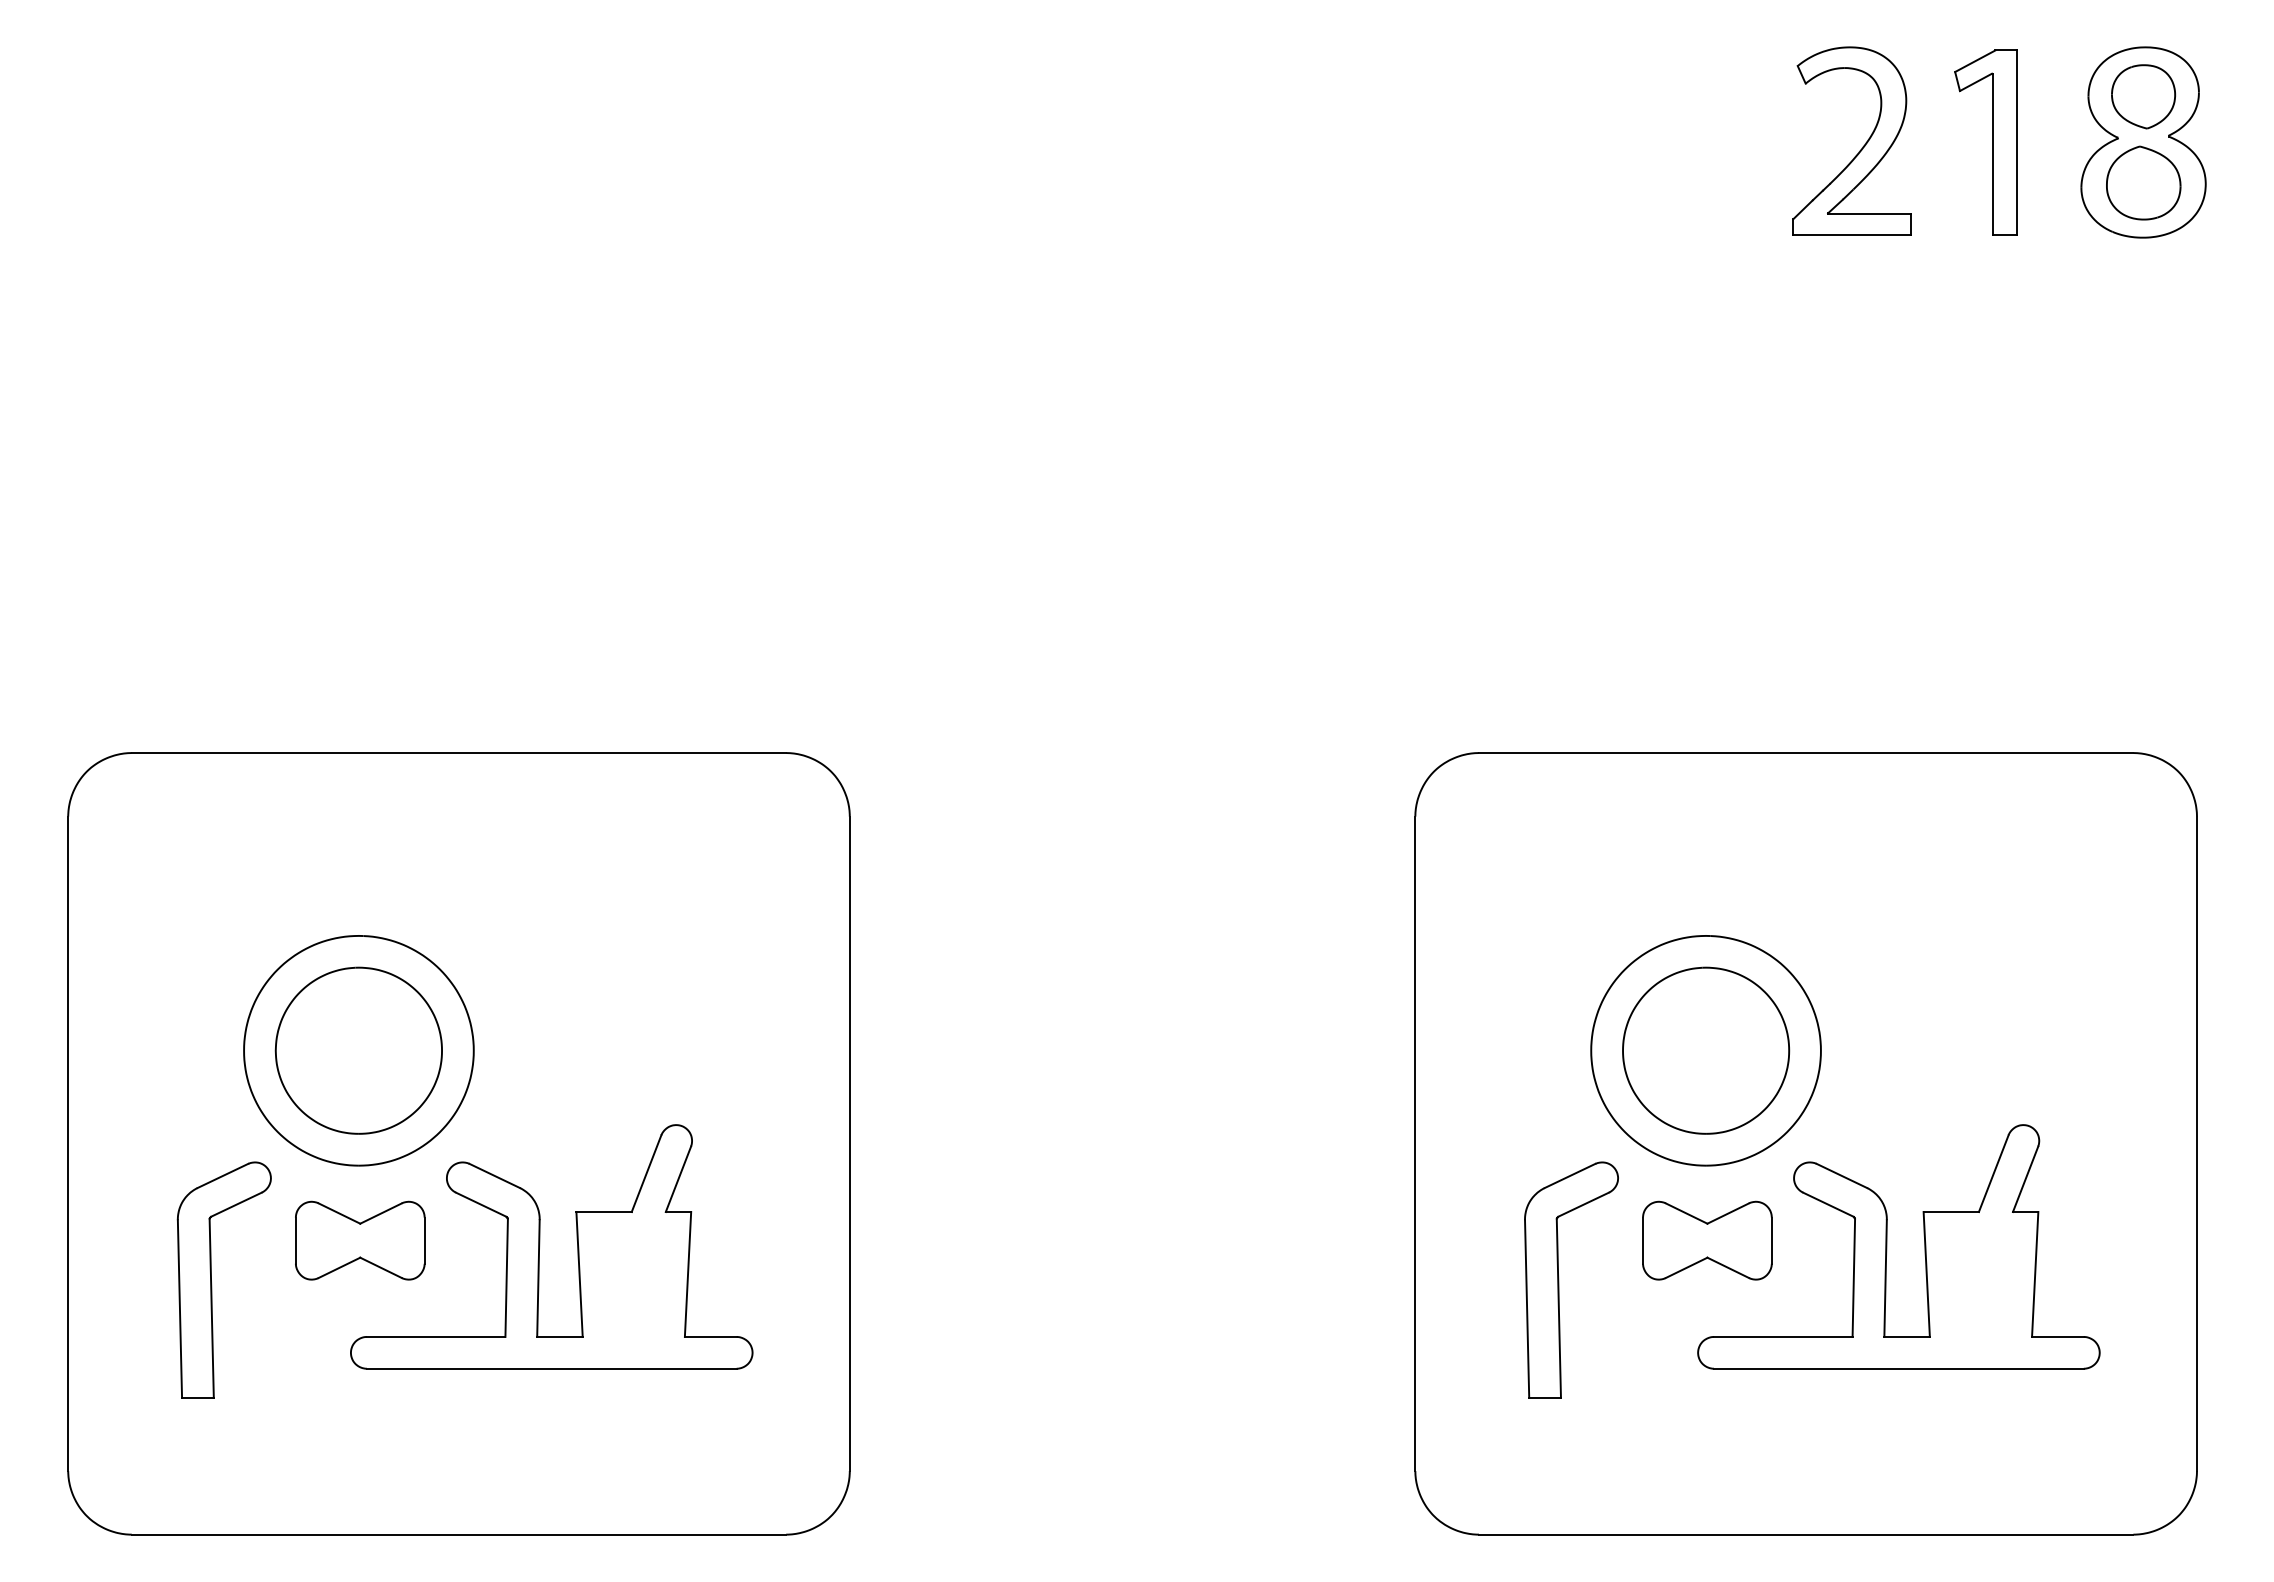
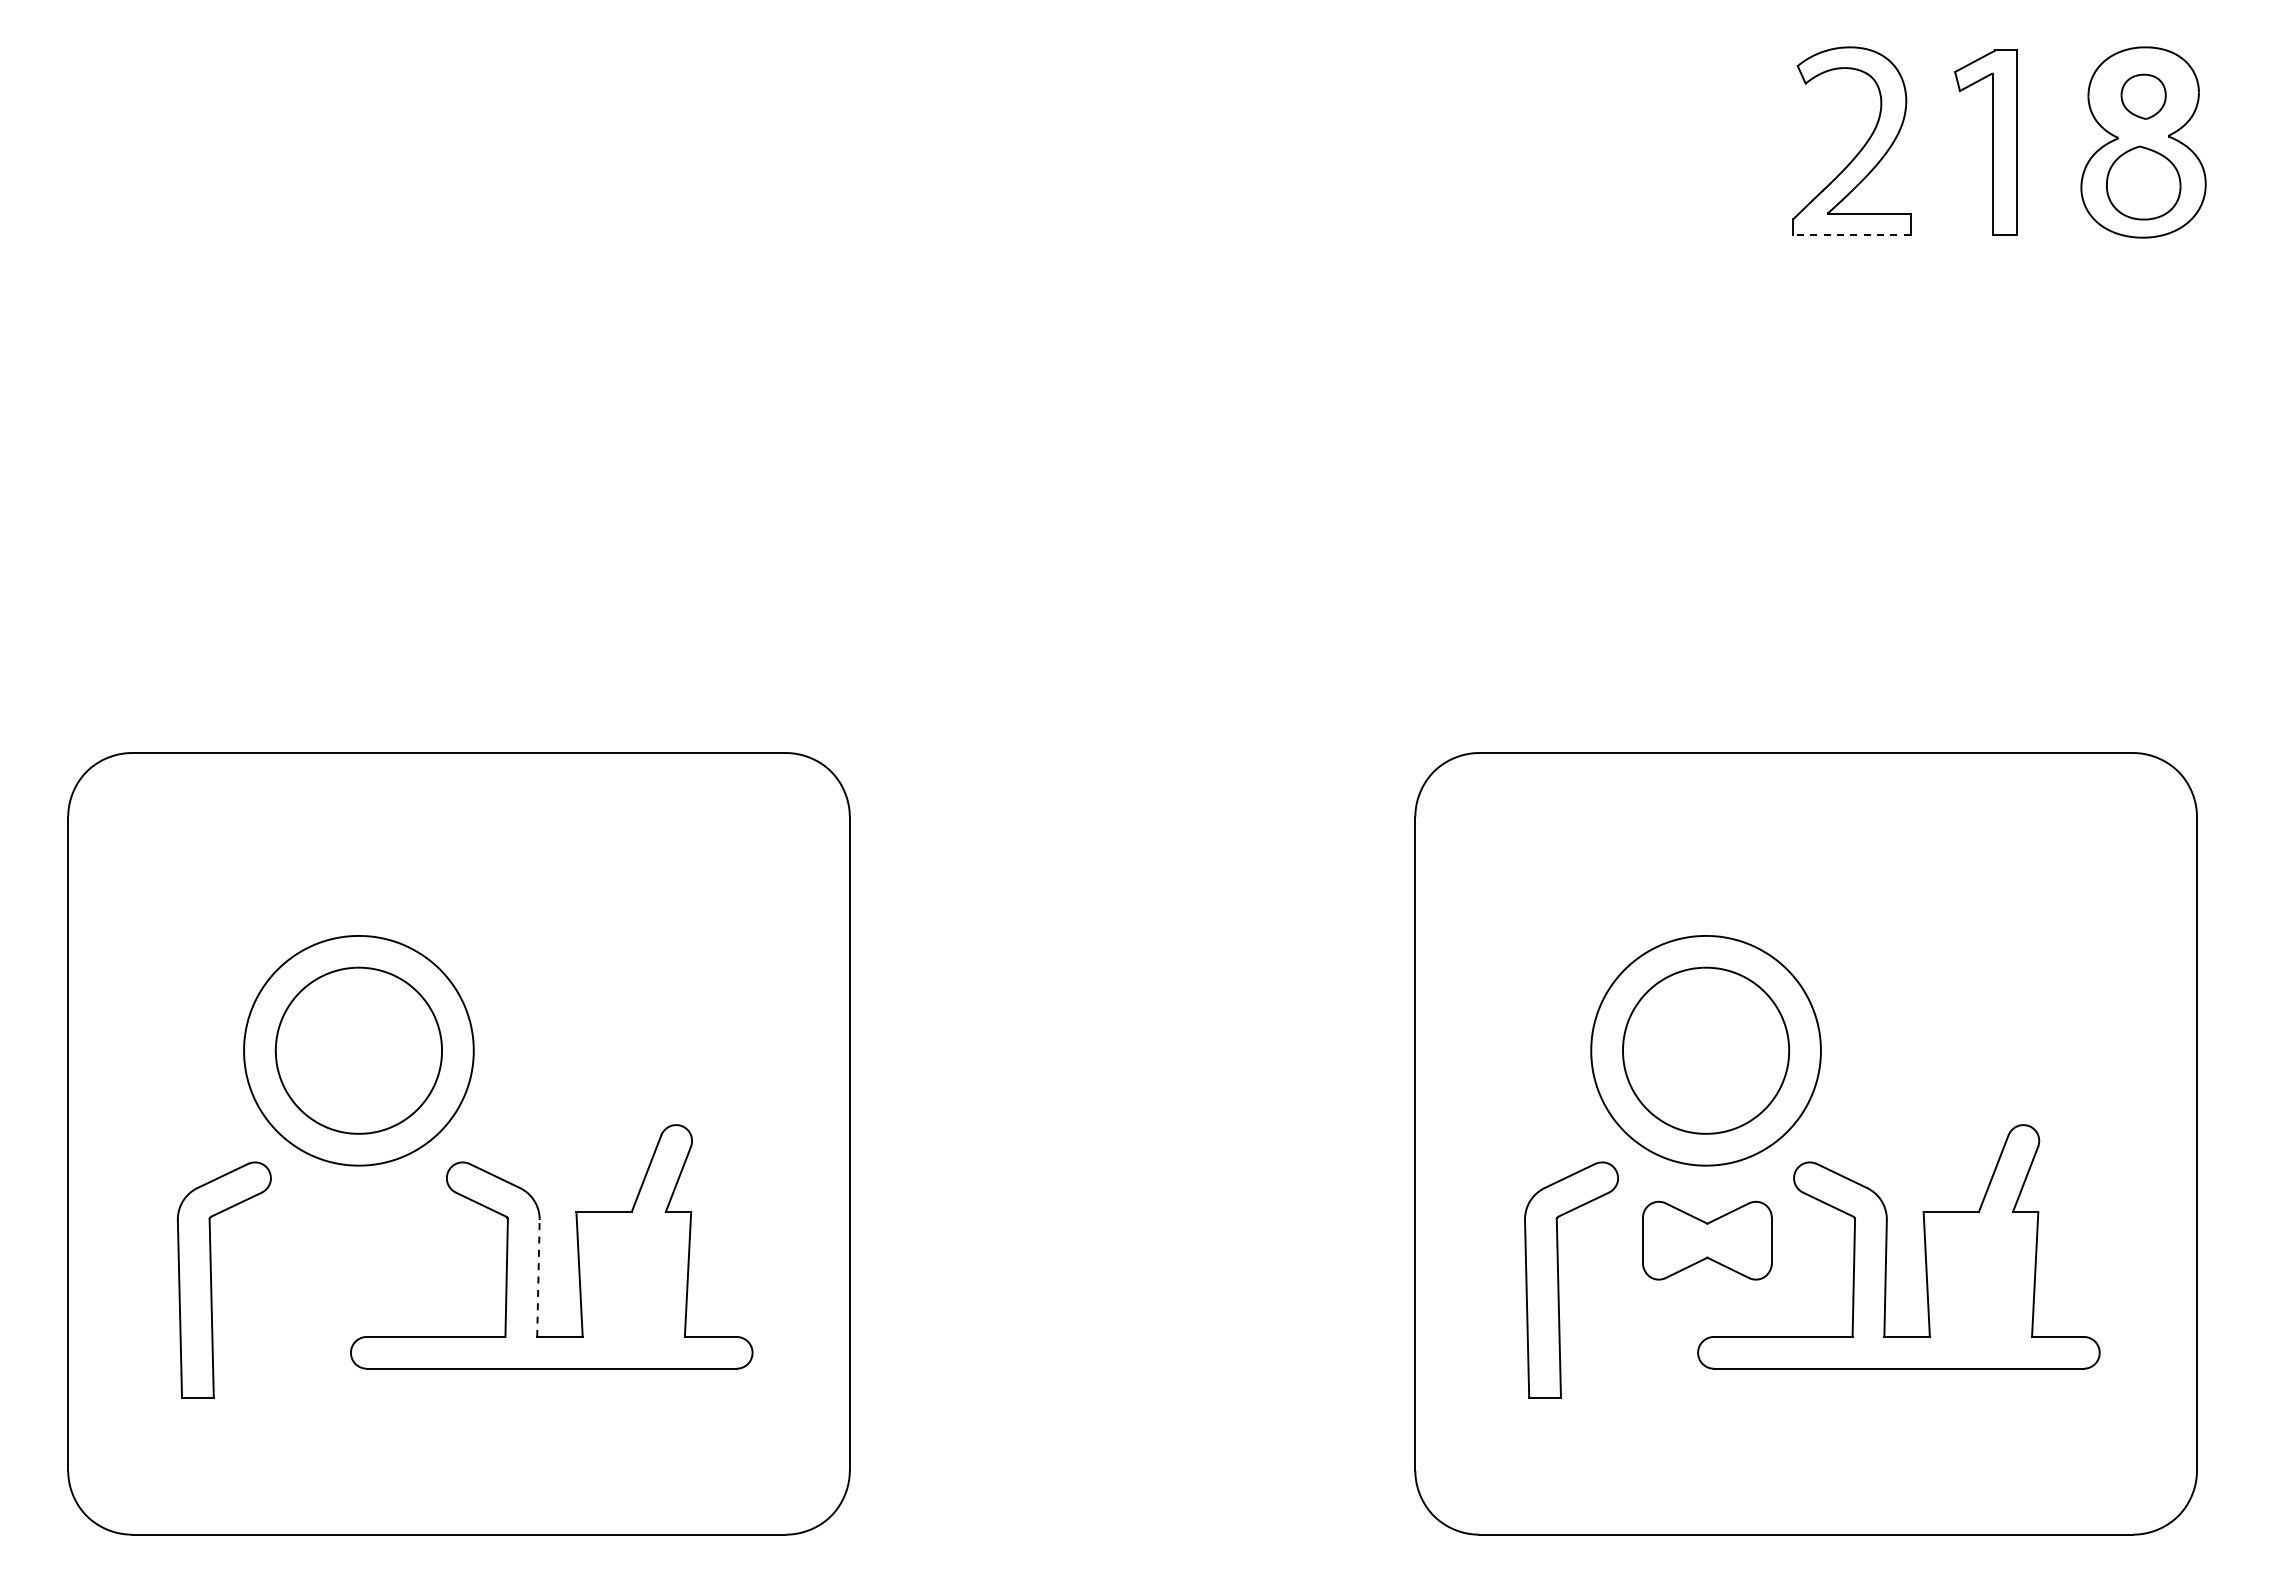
part size: 66x66 px -> 47x47 px (2143, 96)
line: solid -> dashed (1852, 234)
part: present -> none (360, 1240)
line: solid -> dashed (538, 1278)
